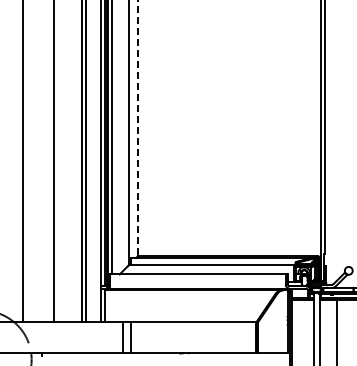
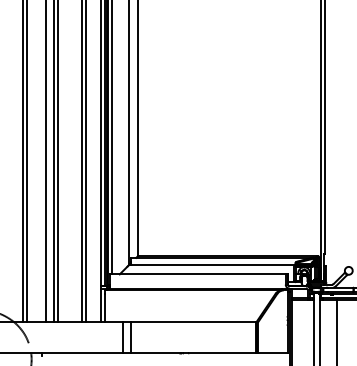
line: dashed -> solid (137, 128)
line: none -> present (26, 161)
line: none -> present (45, 161)
line: none -> present (57, 161)
